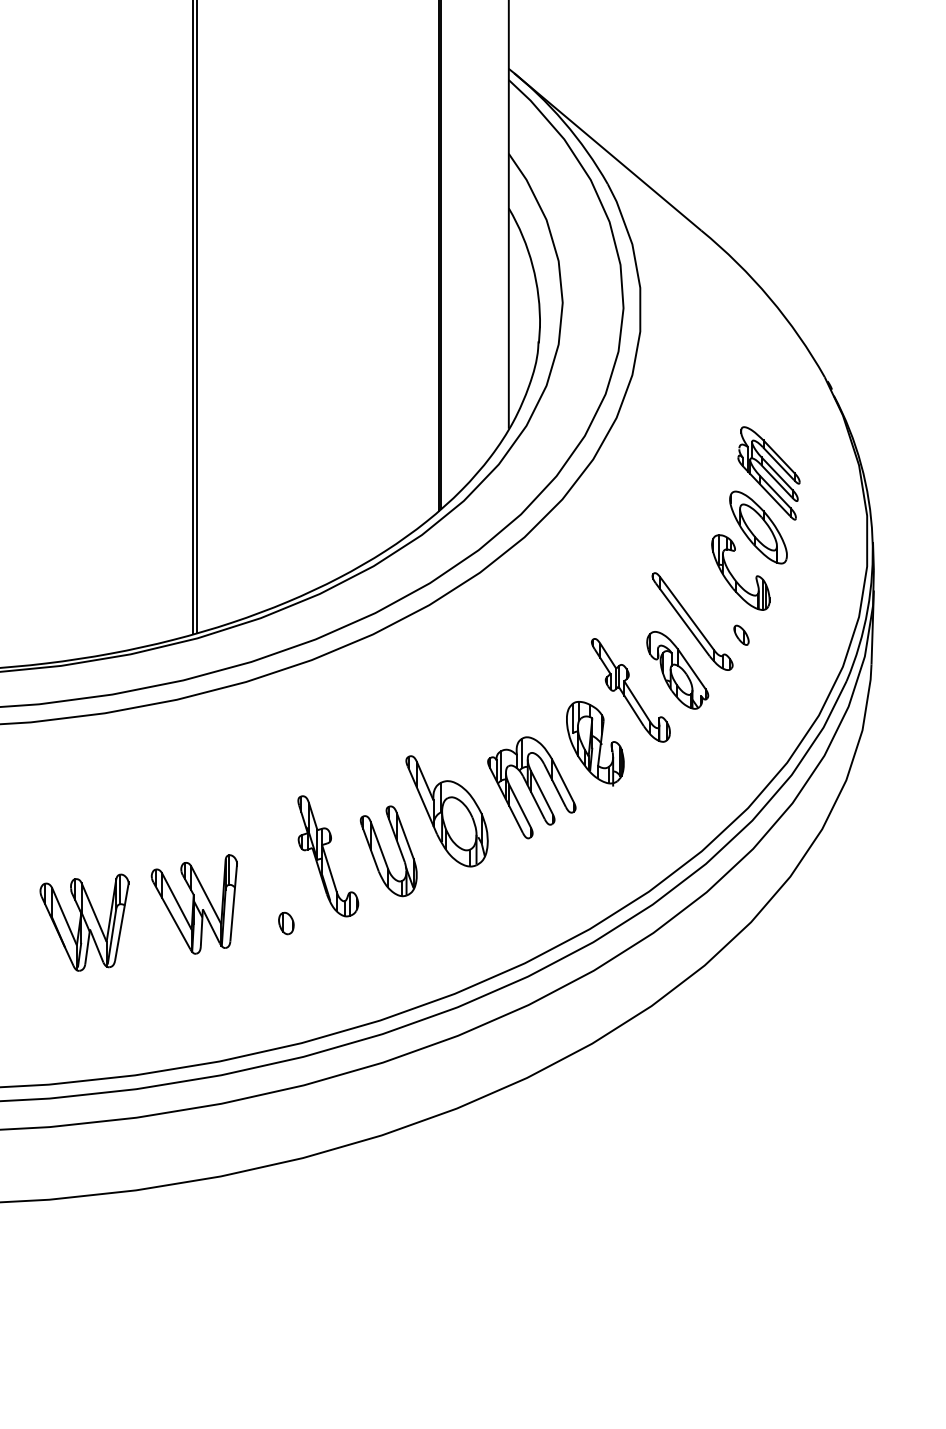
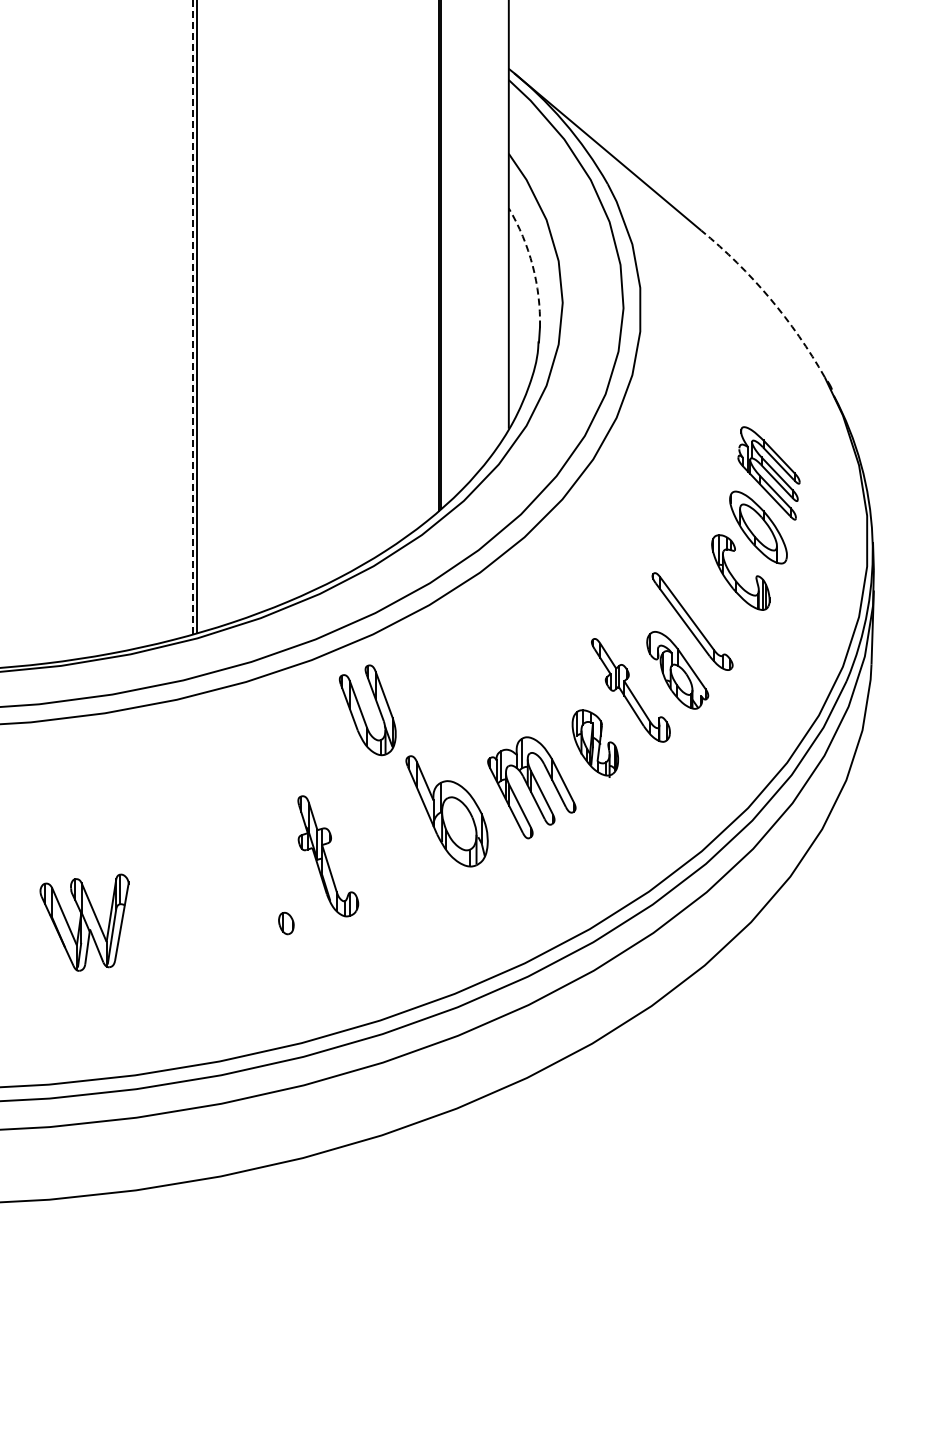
arc: solid -> dashed (532, 265)
arc: solid -> dashed (769, 298)
line: solid -> dashed (192, 318)
part: present -> none (741, 634)
part size: 59x86 px -> 48x69 px (594, 743)
part position: (388, 851) -> (367, 710) (367, 710)
part: present -> none (193, 904)
